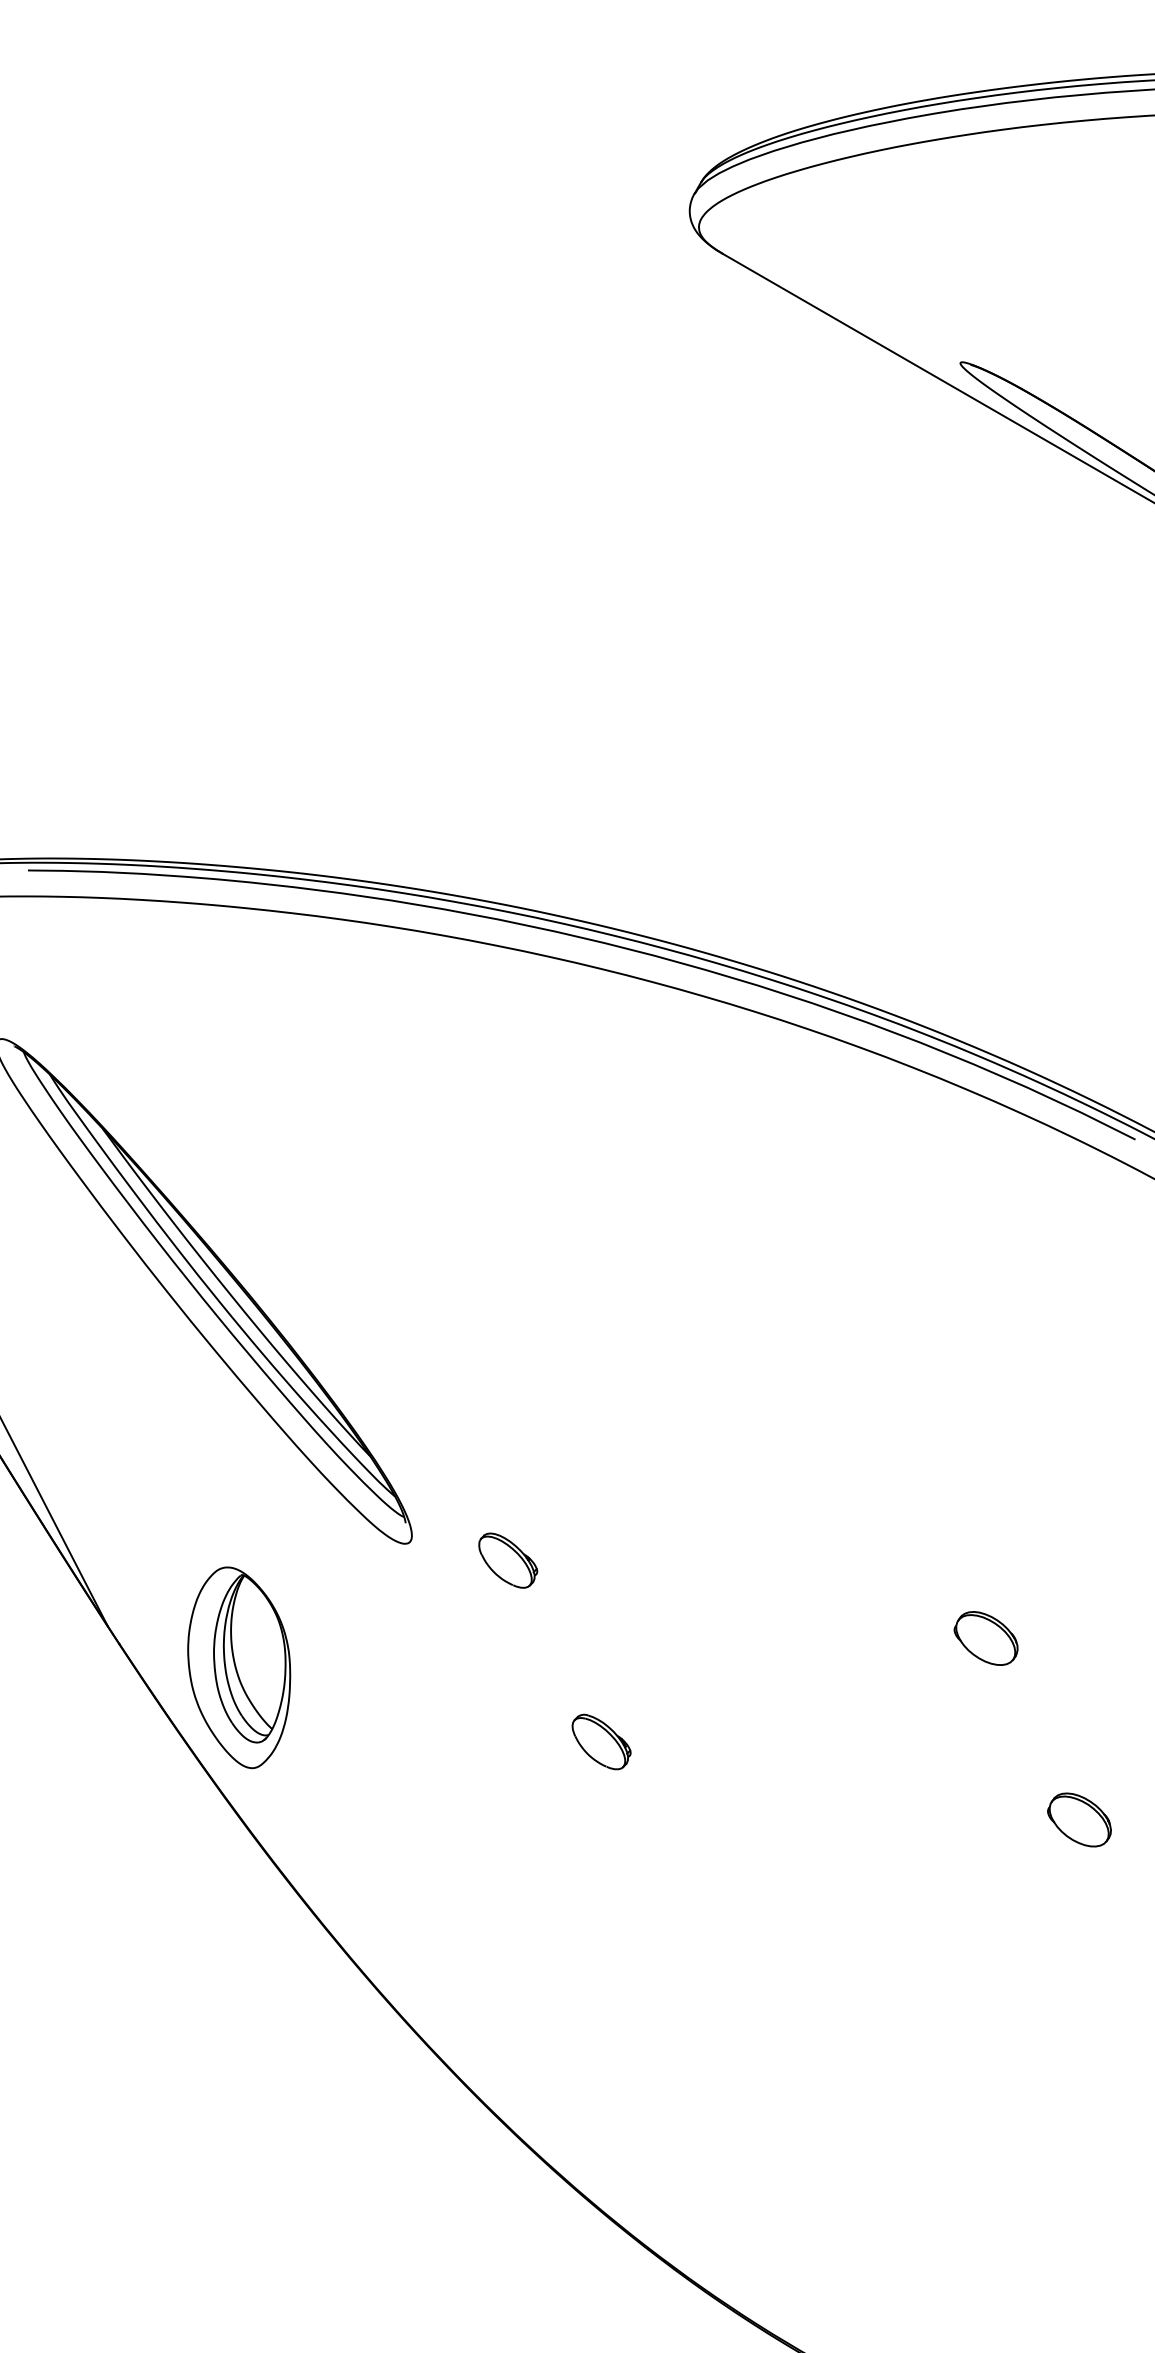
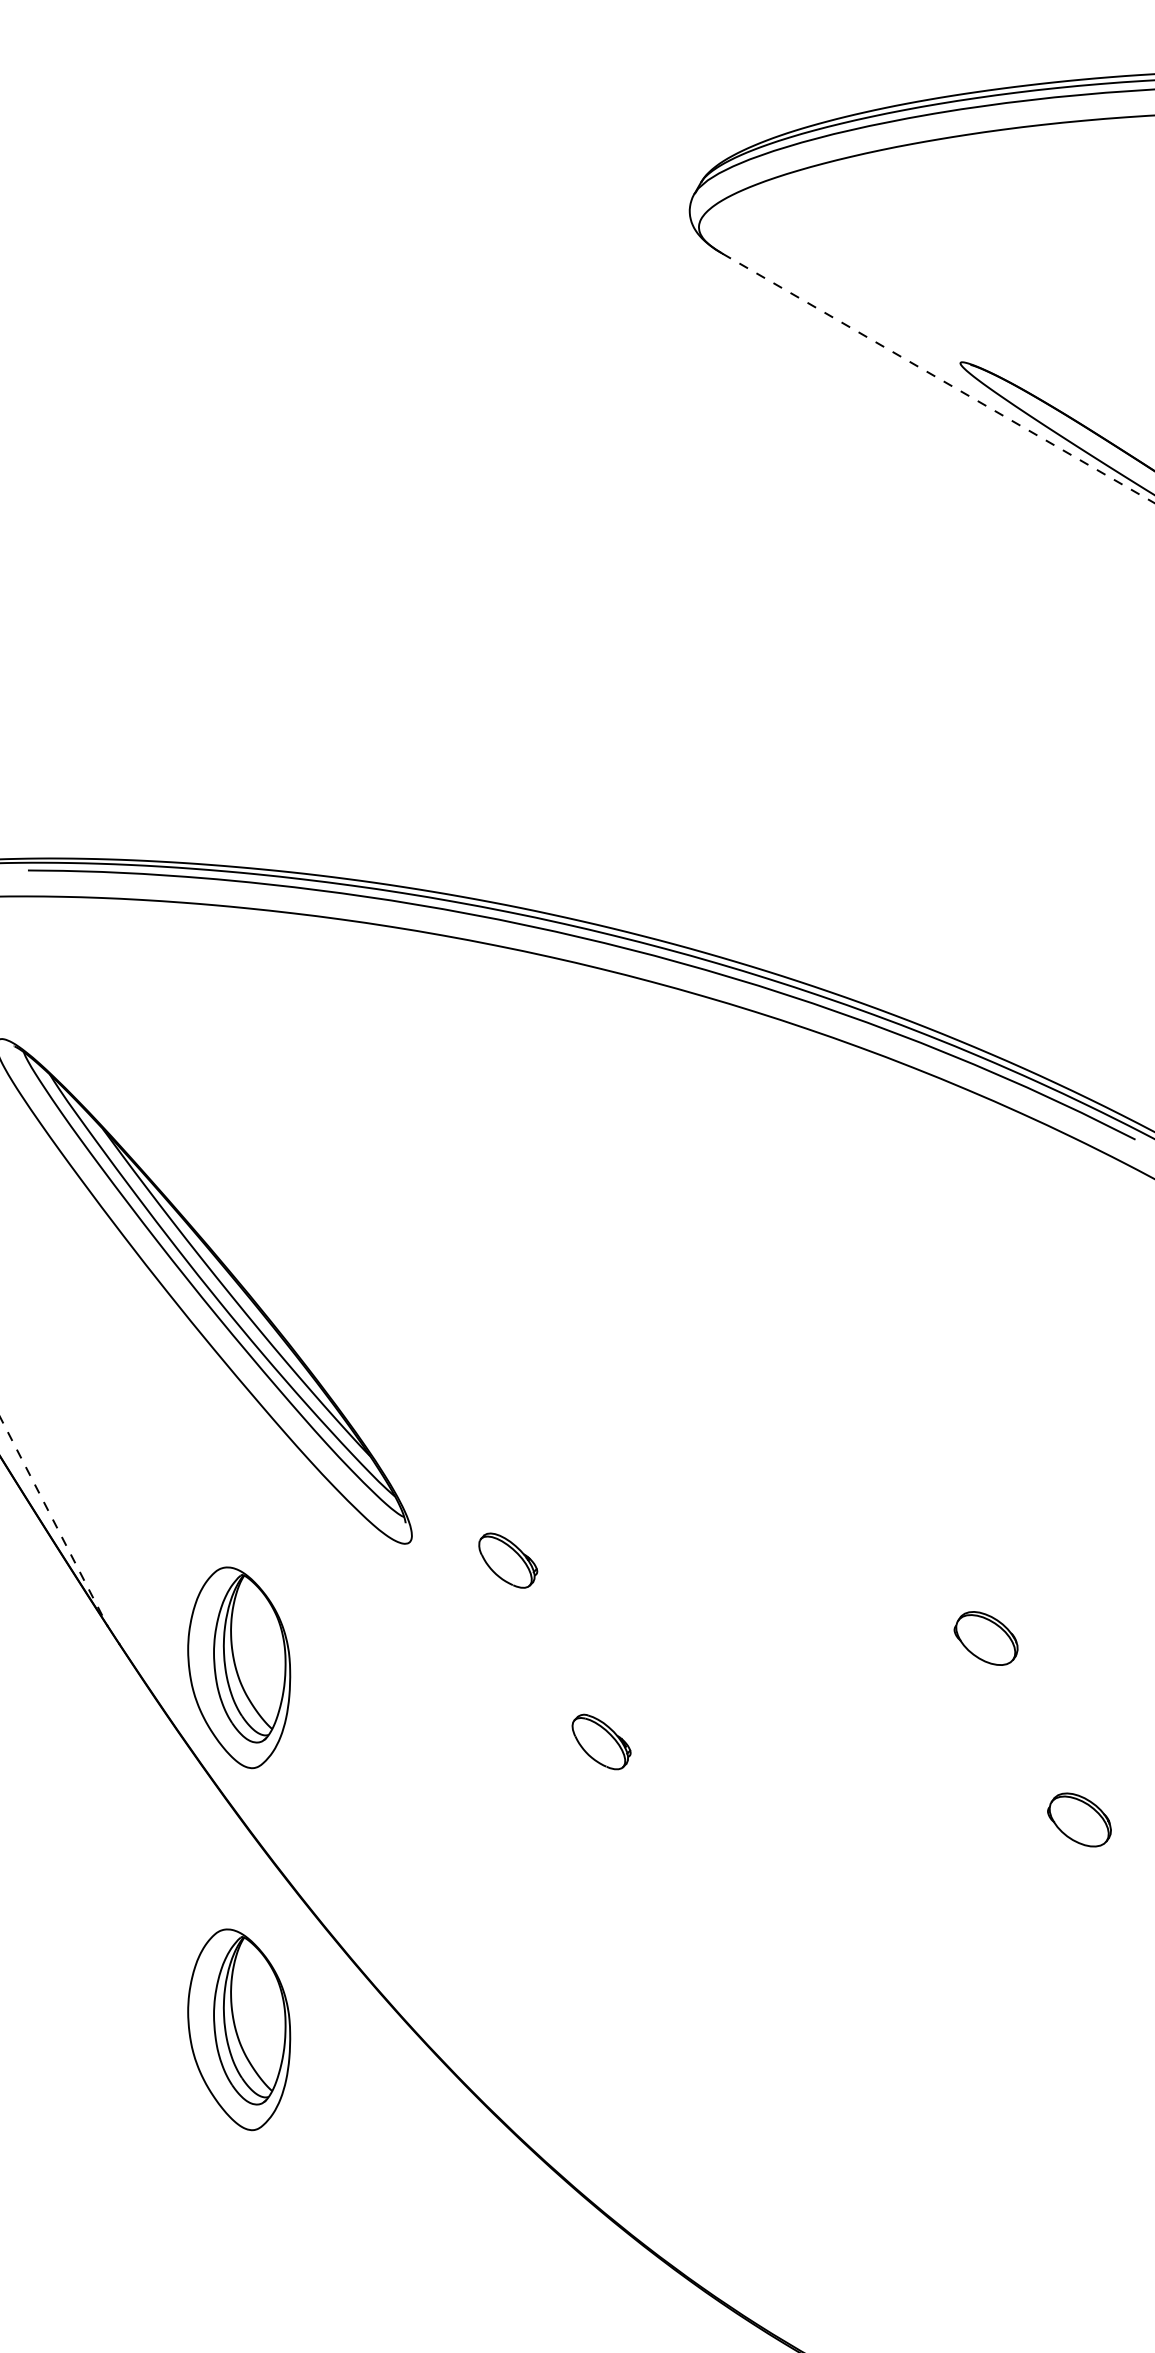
line: solid -> dashed (938, 378)
line: solid -> dashed (54, 1522)
part: none -> present (239, 2029)
